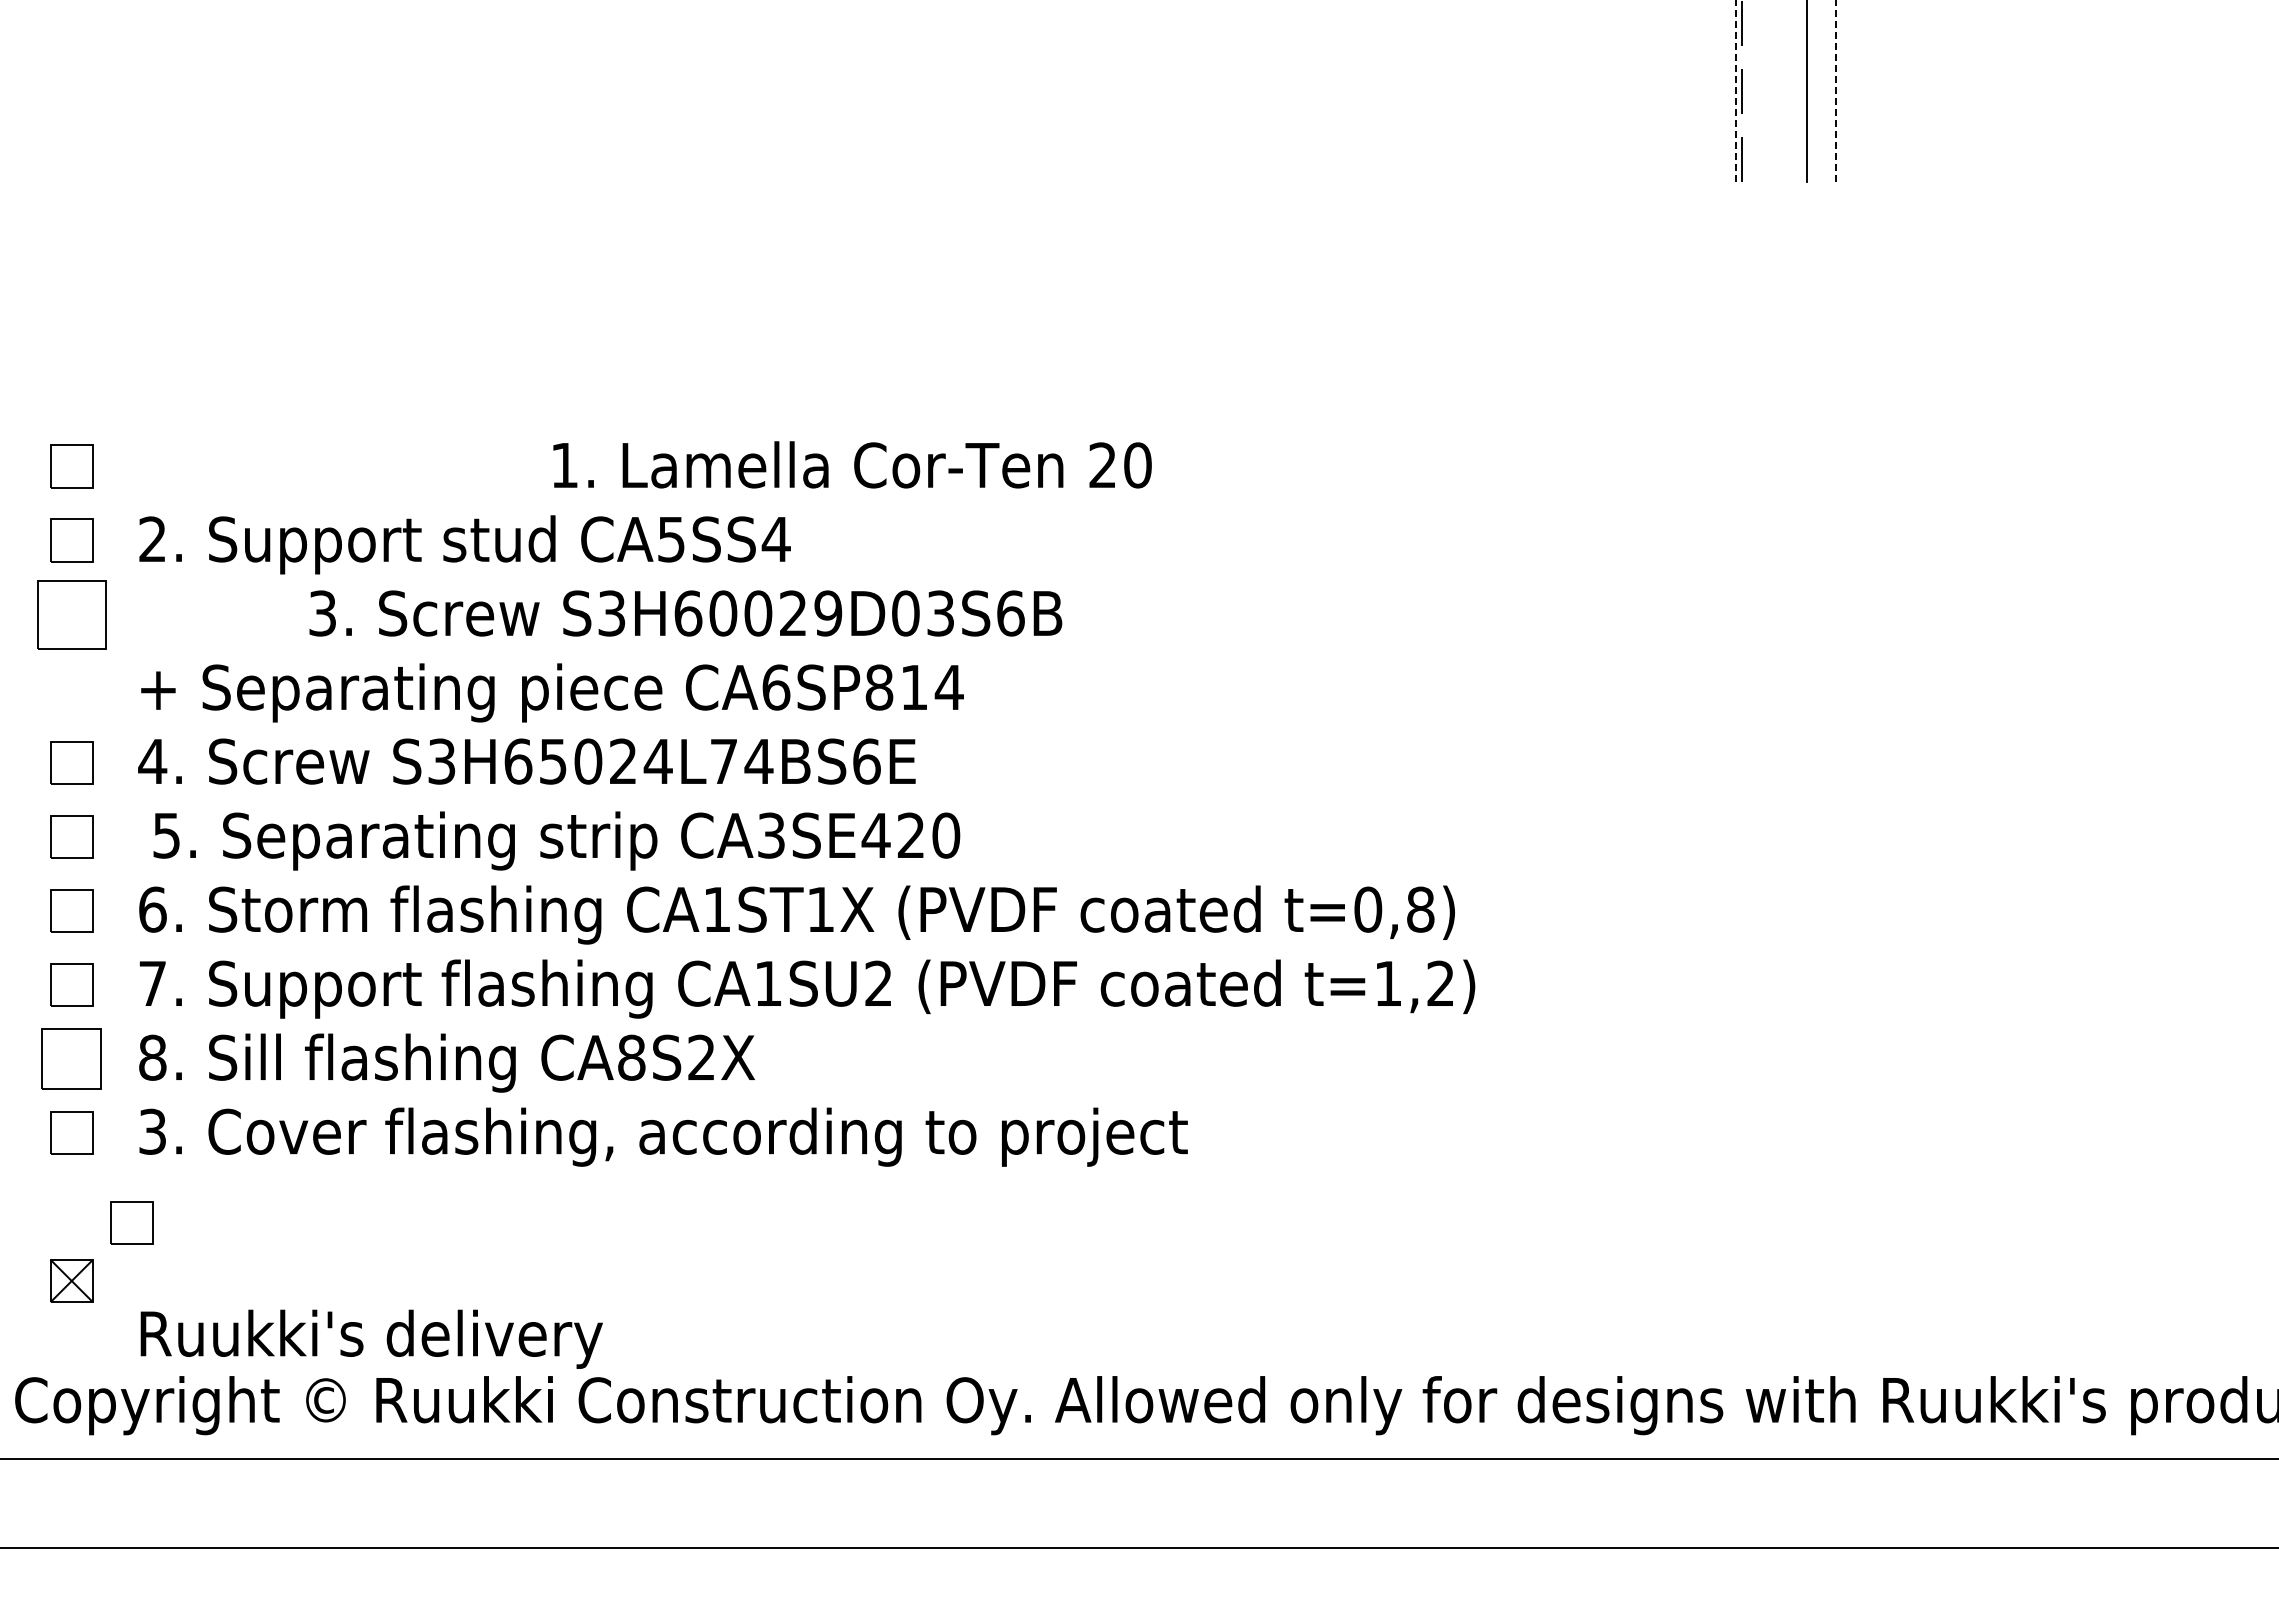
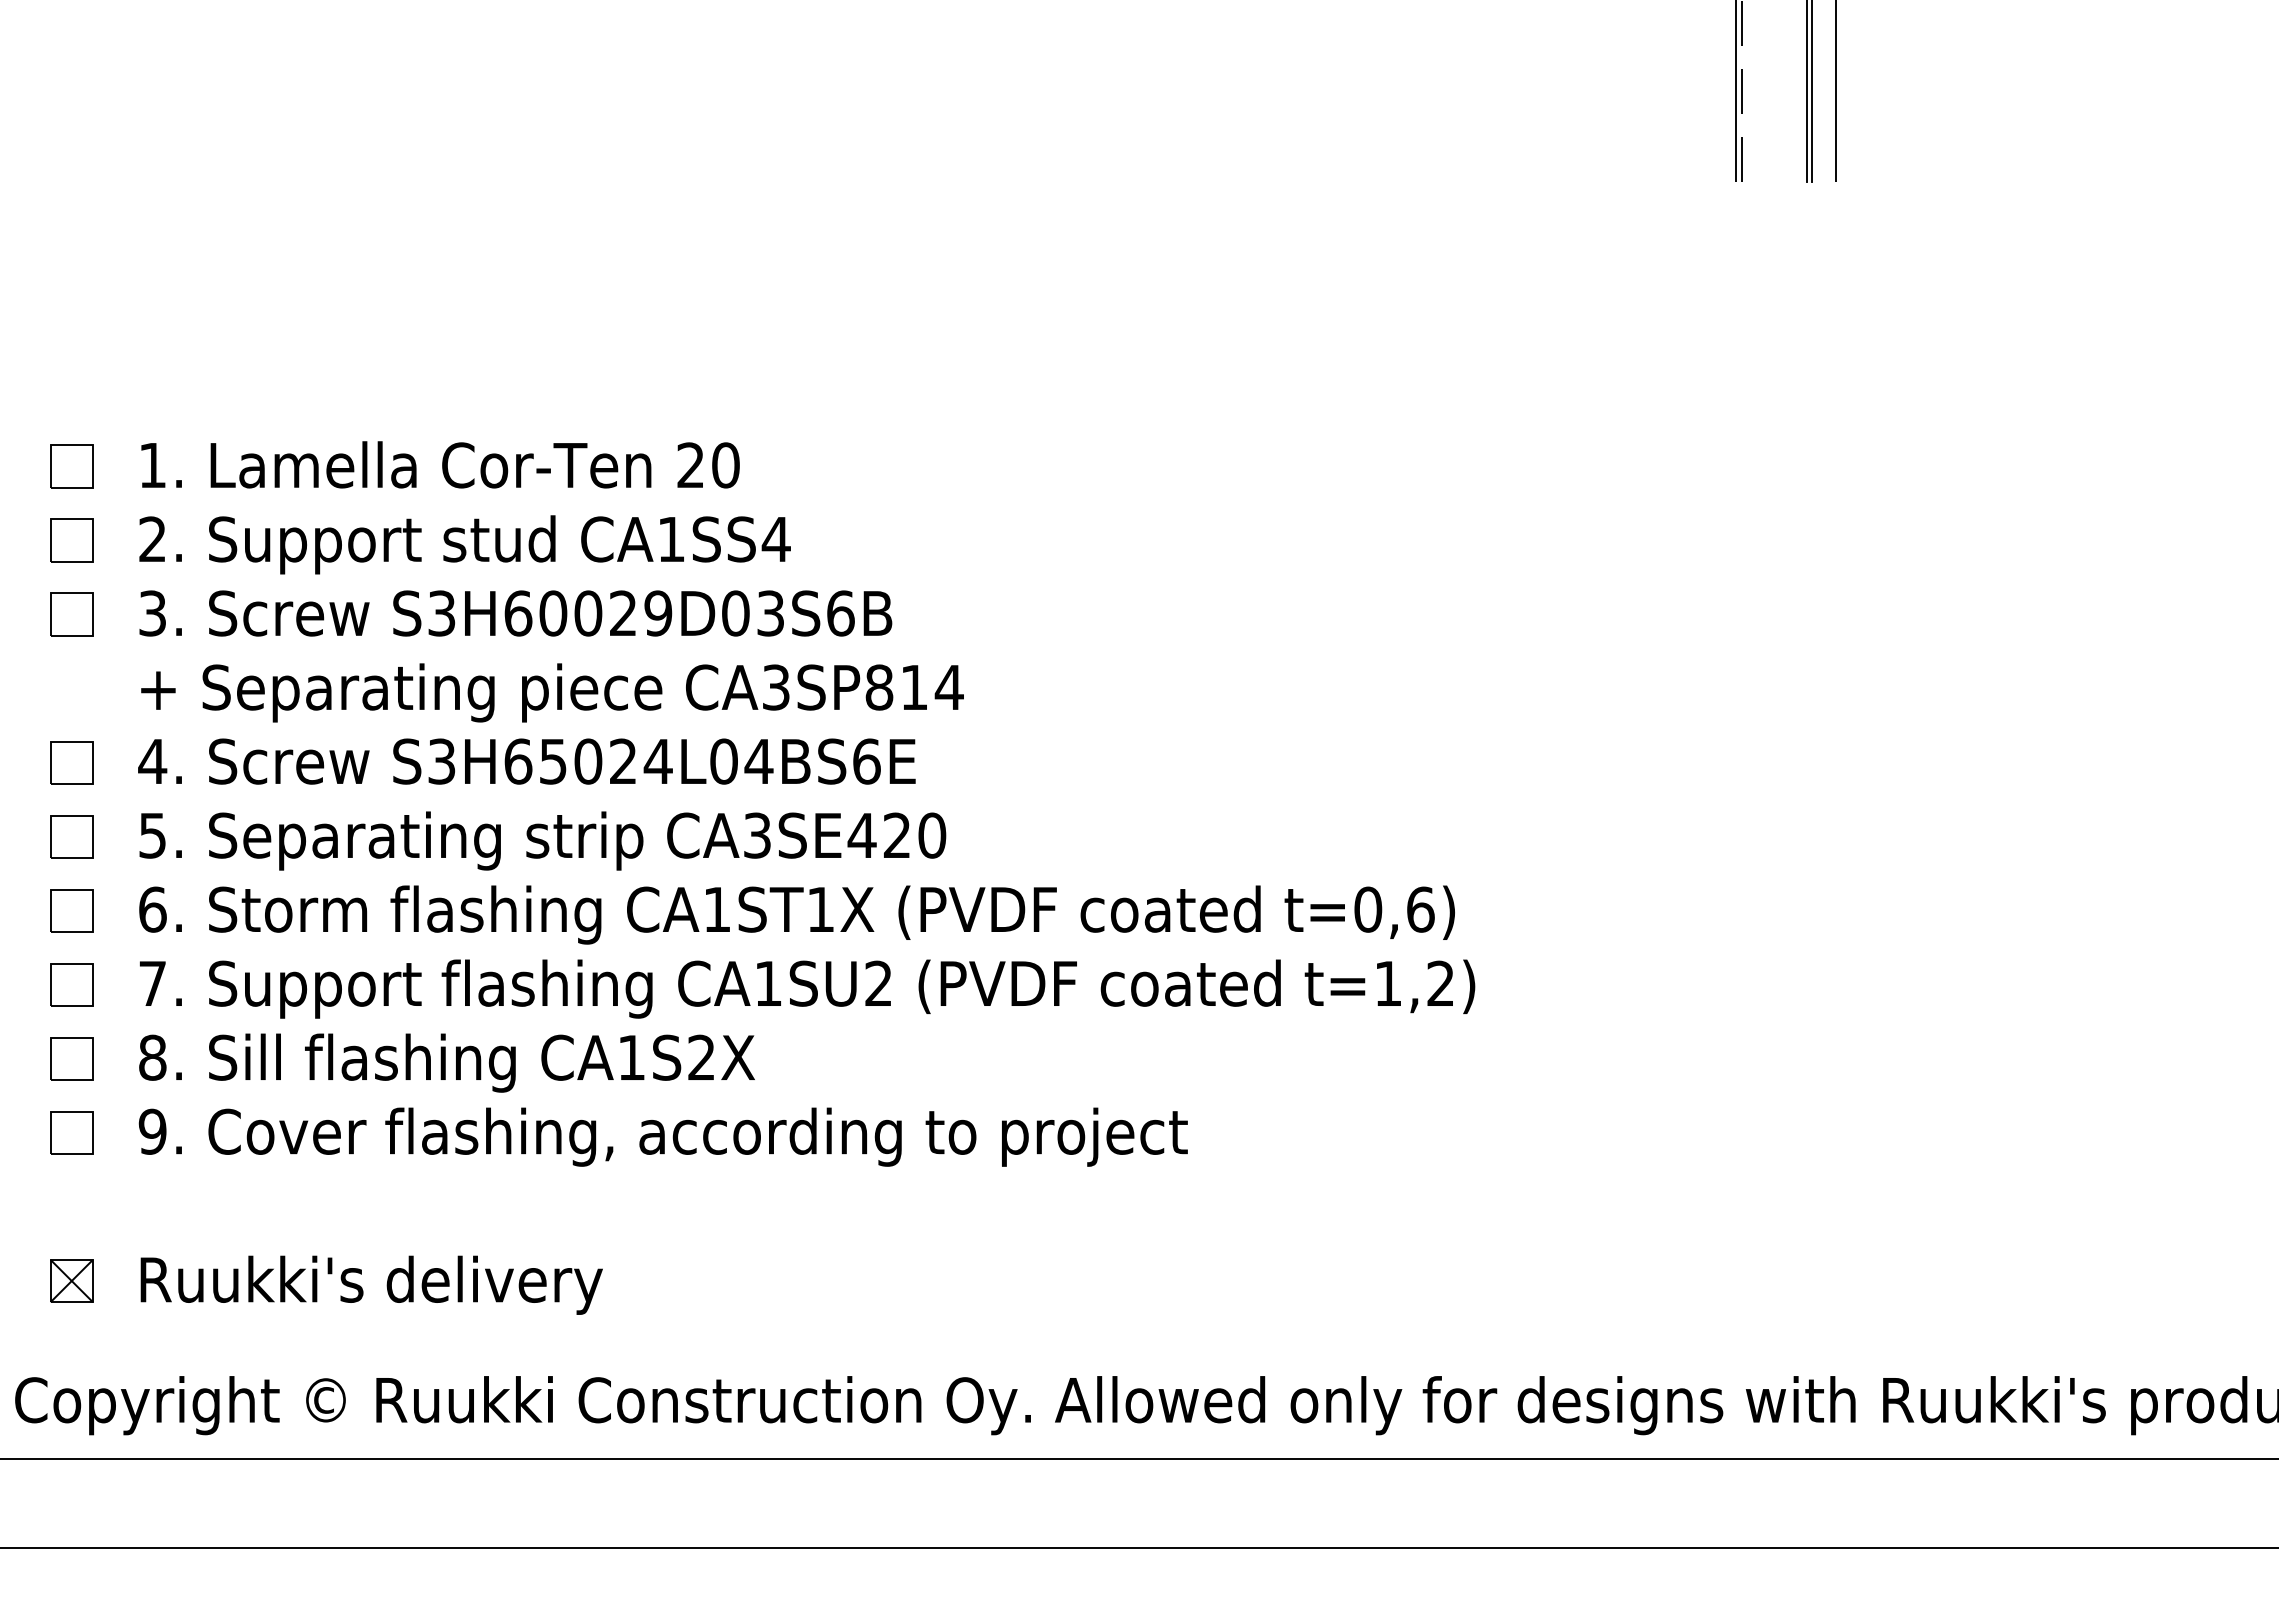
line: dashed -> solid (1836, 0)
line: none -> present (1812, 92)
text position: (852, 464) -> (440, 464) (440, 464)
text: CA5SS4 -> CA1SS4 (671, 539)
text position: (685, 613) -> (515, 613) (515, 613)
part size: 70x70 px -> 44x45 px (71, 614)
text: CA6SP814 -> CA3SP814 (776, 687)
text: S3H65024L74BS6E -> S3H65024L04BS6E (723, 761)
text position: (556, 840) -> (542, 840) (542, 840)
text: t=0,8) -> t=0,6) (1420, 909)
text: CA8S2X -> CA1S2X (631, 1057)
part size: 61x62 px -> 44x44 px (71, 1058)
text: 3. -> 9. (152, 1131)
part: present -> none (131, 1222)
text position: (371, 1338) -> (371, 1284) (371, 1284)
